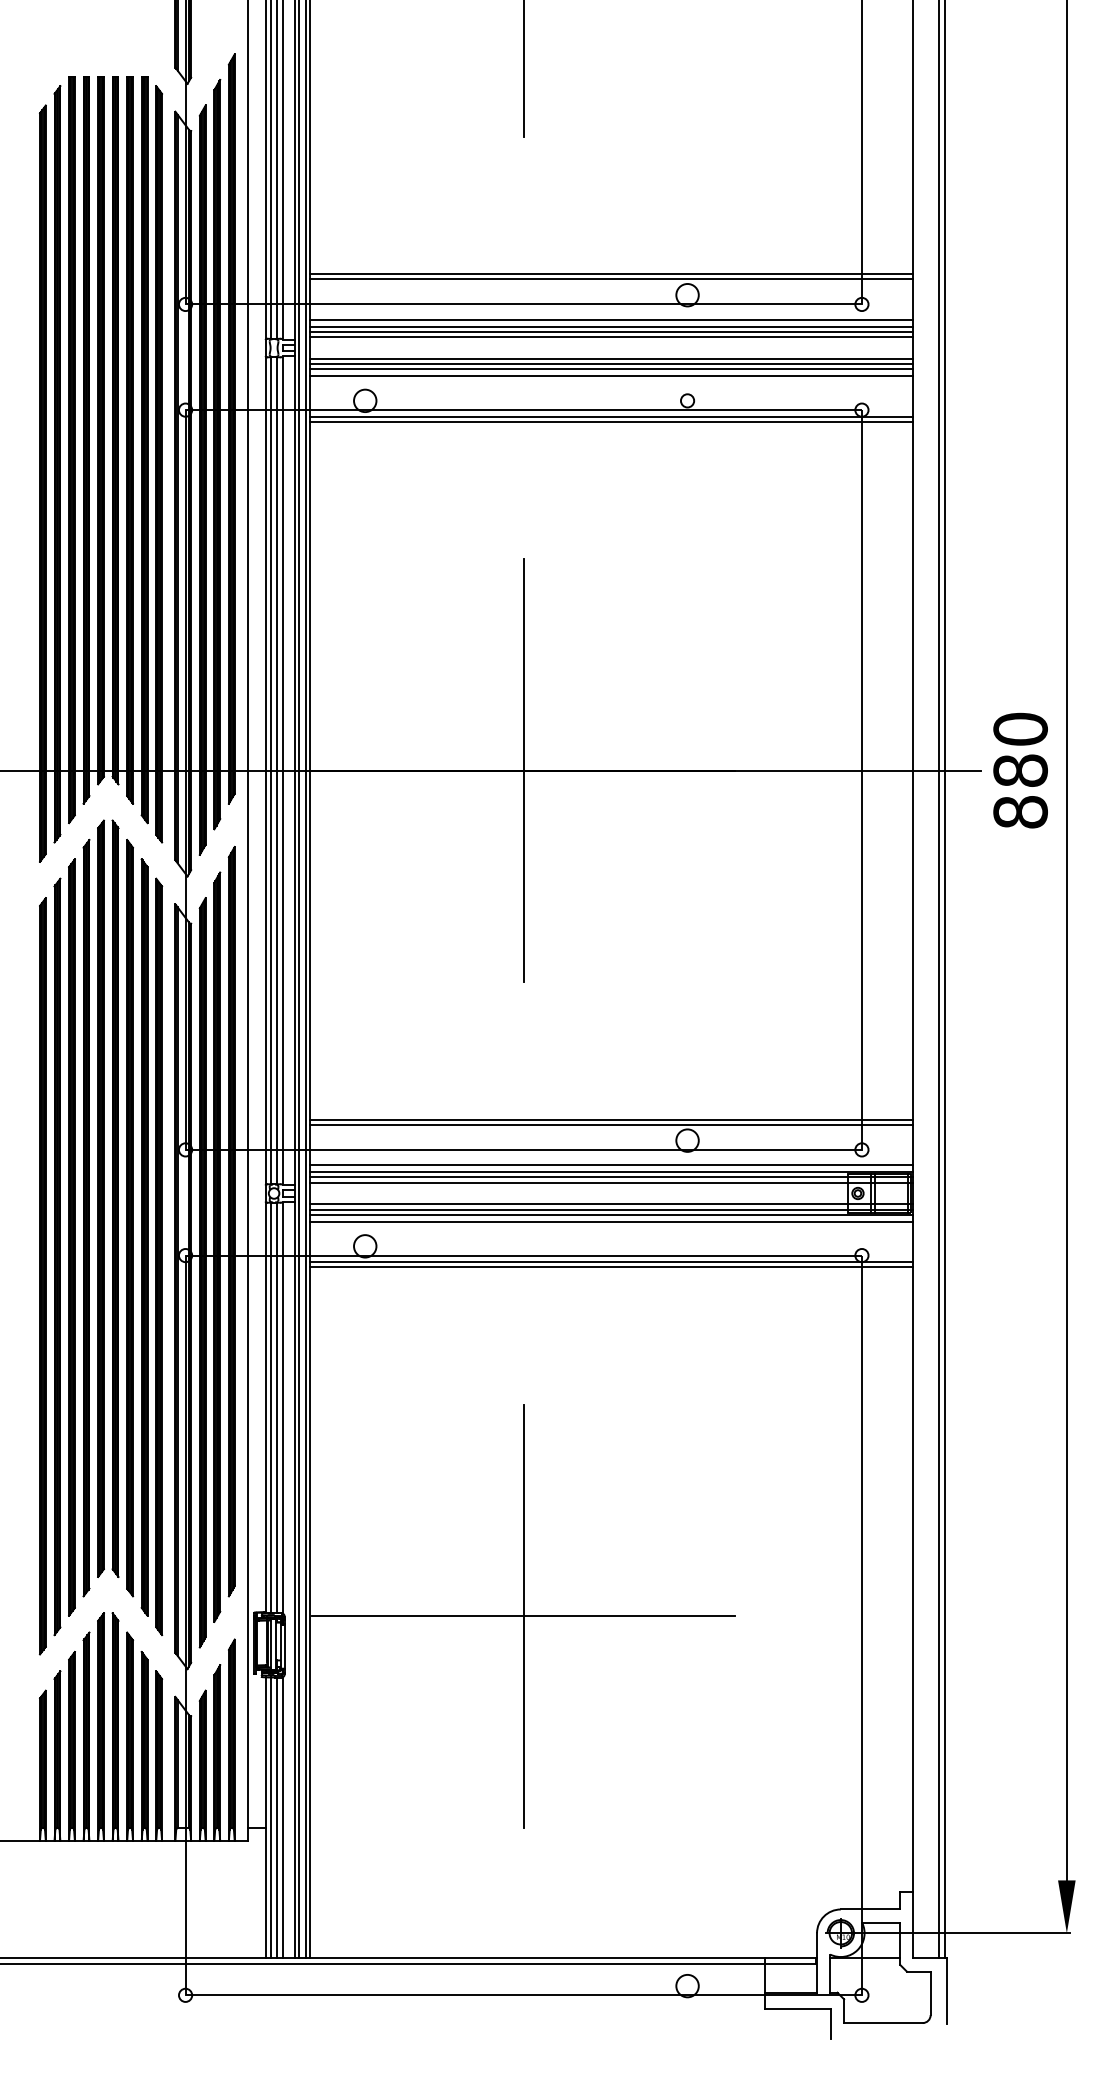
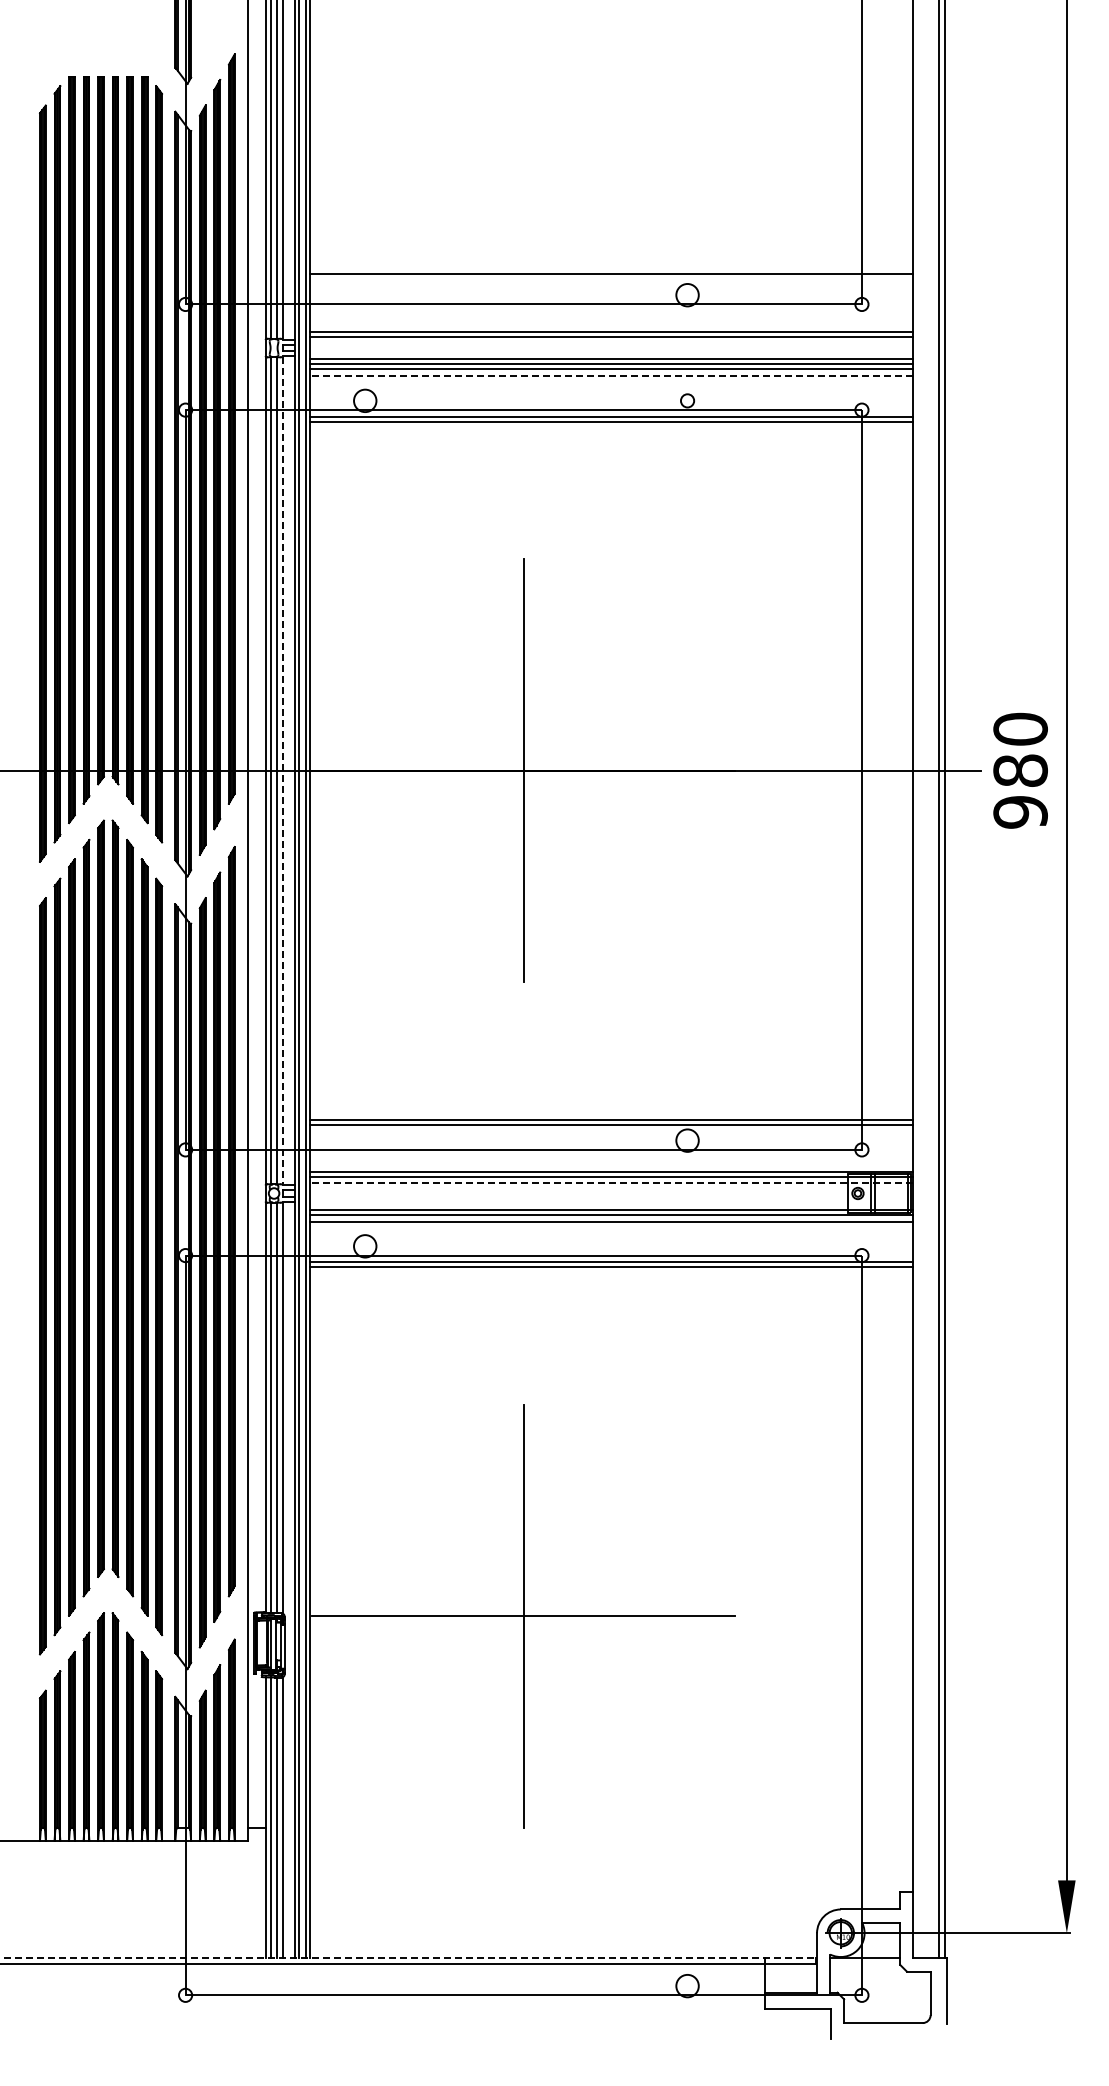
line: present -> none (523, 69)
line: present -> none (611, 279)
line: present -> none (611, 319)
line: present -> none (611, 326)
line: solid -> dashed (611, 376)
line: solid -> dashed (282, 771)
text: 880 -> 980 (1020, 812)
line: present -> none (611, 1165)
line: solid -> dashed (611, 1182)
line: present -> none (611, 1204)
line: solid -> dashed (409, 1958)
